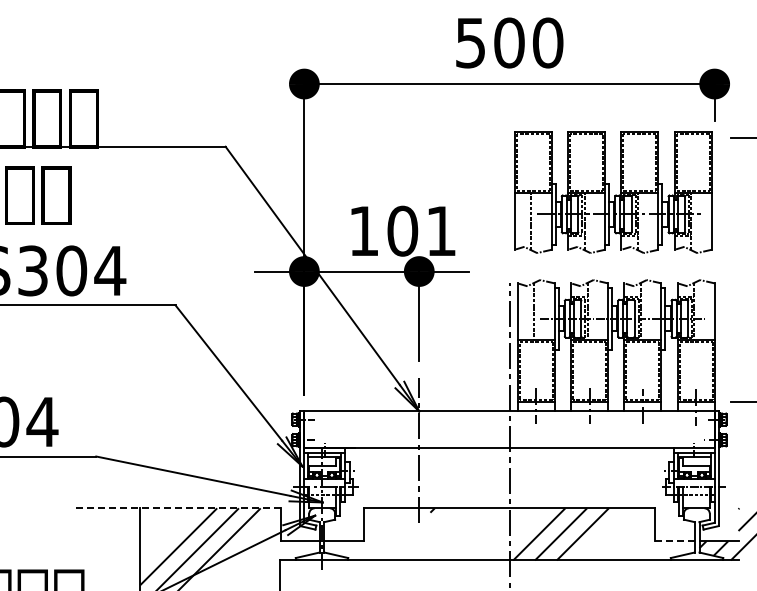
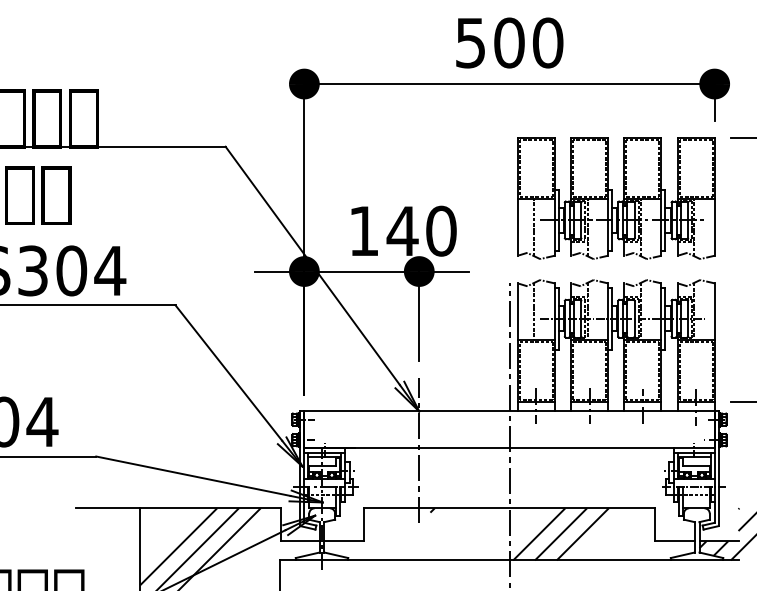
part position: (613, 192) -> (616, 198) (616, 198)
text: 101 -> 140 (421, 230)
line: dashed -> solid (177, 508)
line: dashed -> solid (674, 541)
